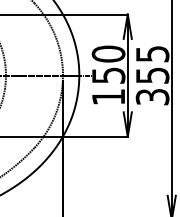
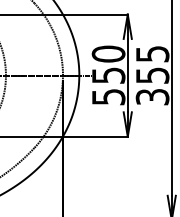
text: 150 -> 550 (108, 97)
